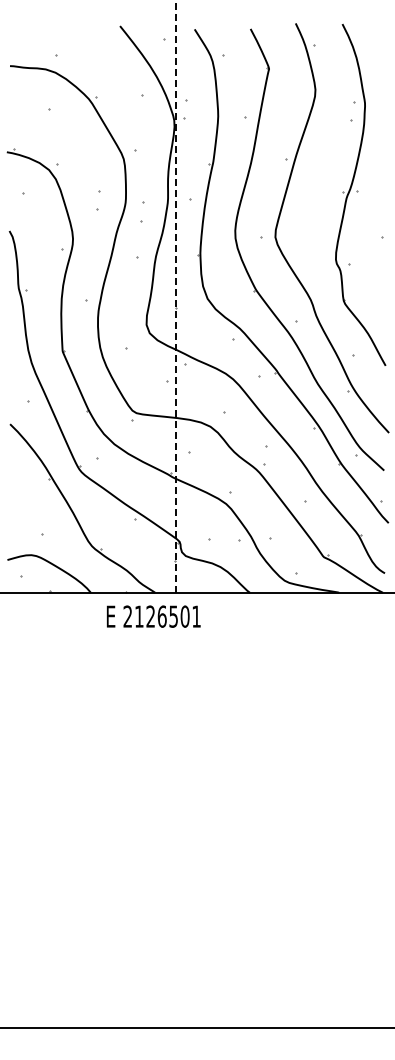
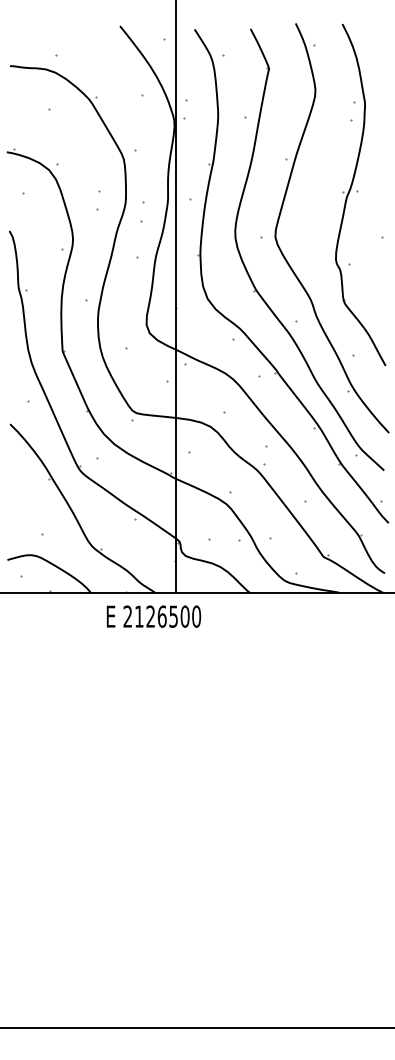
line: dashed -> solid (175, 296)
text: 2126501 -> 2126500 (196, 616)
